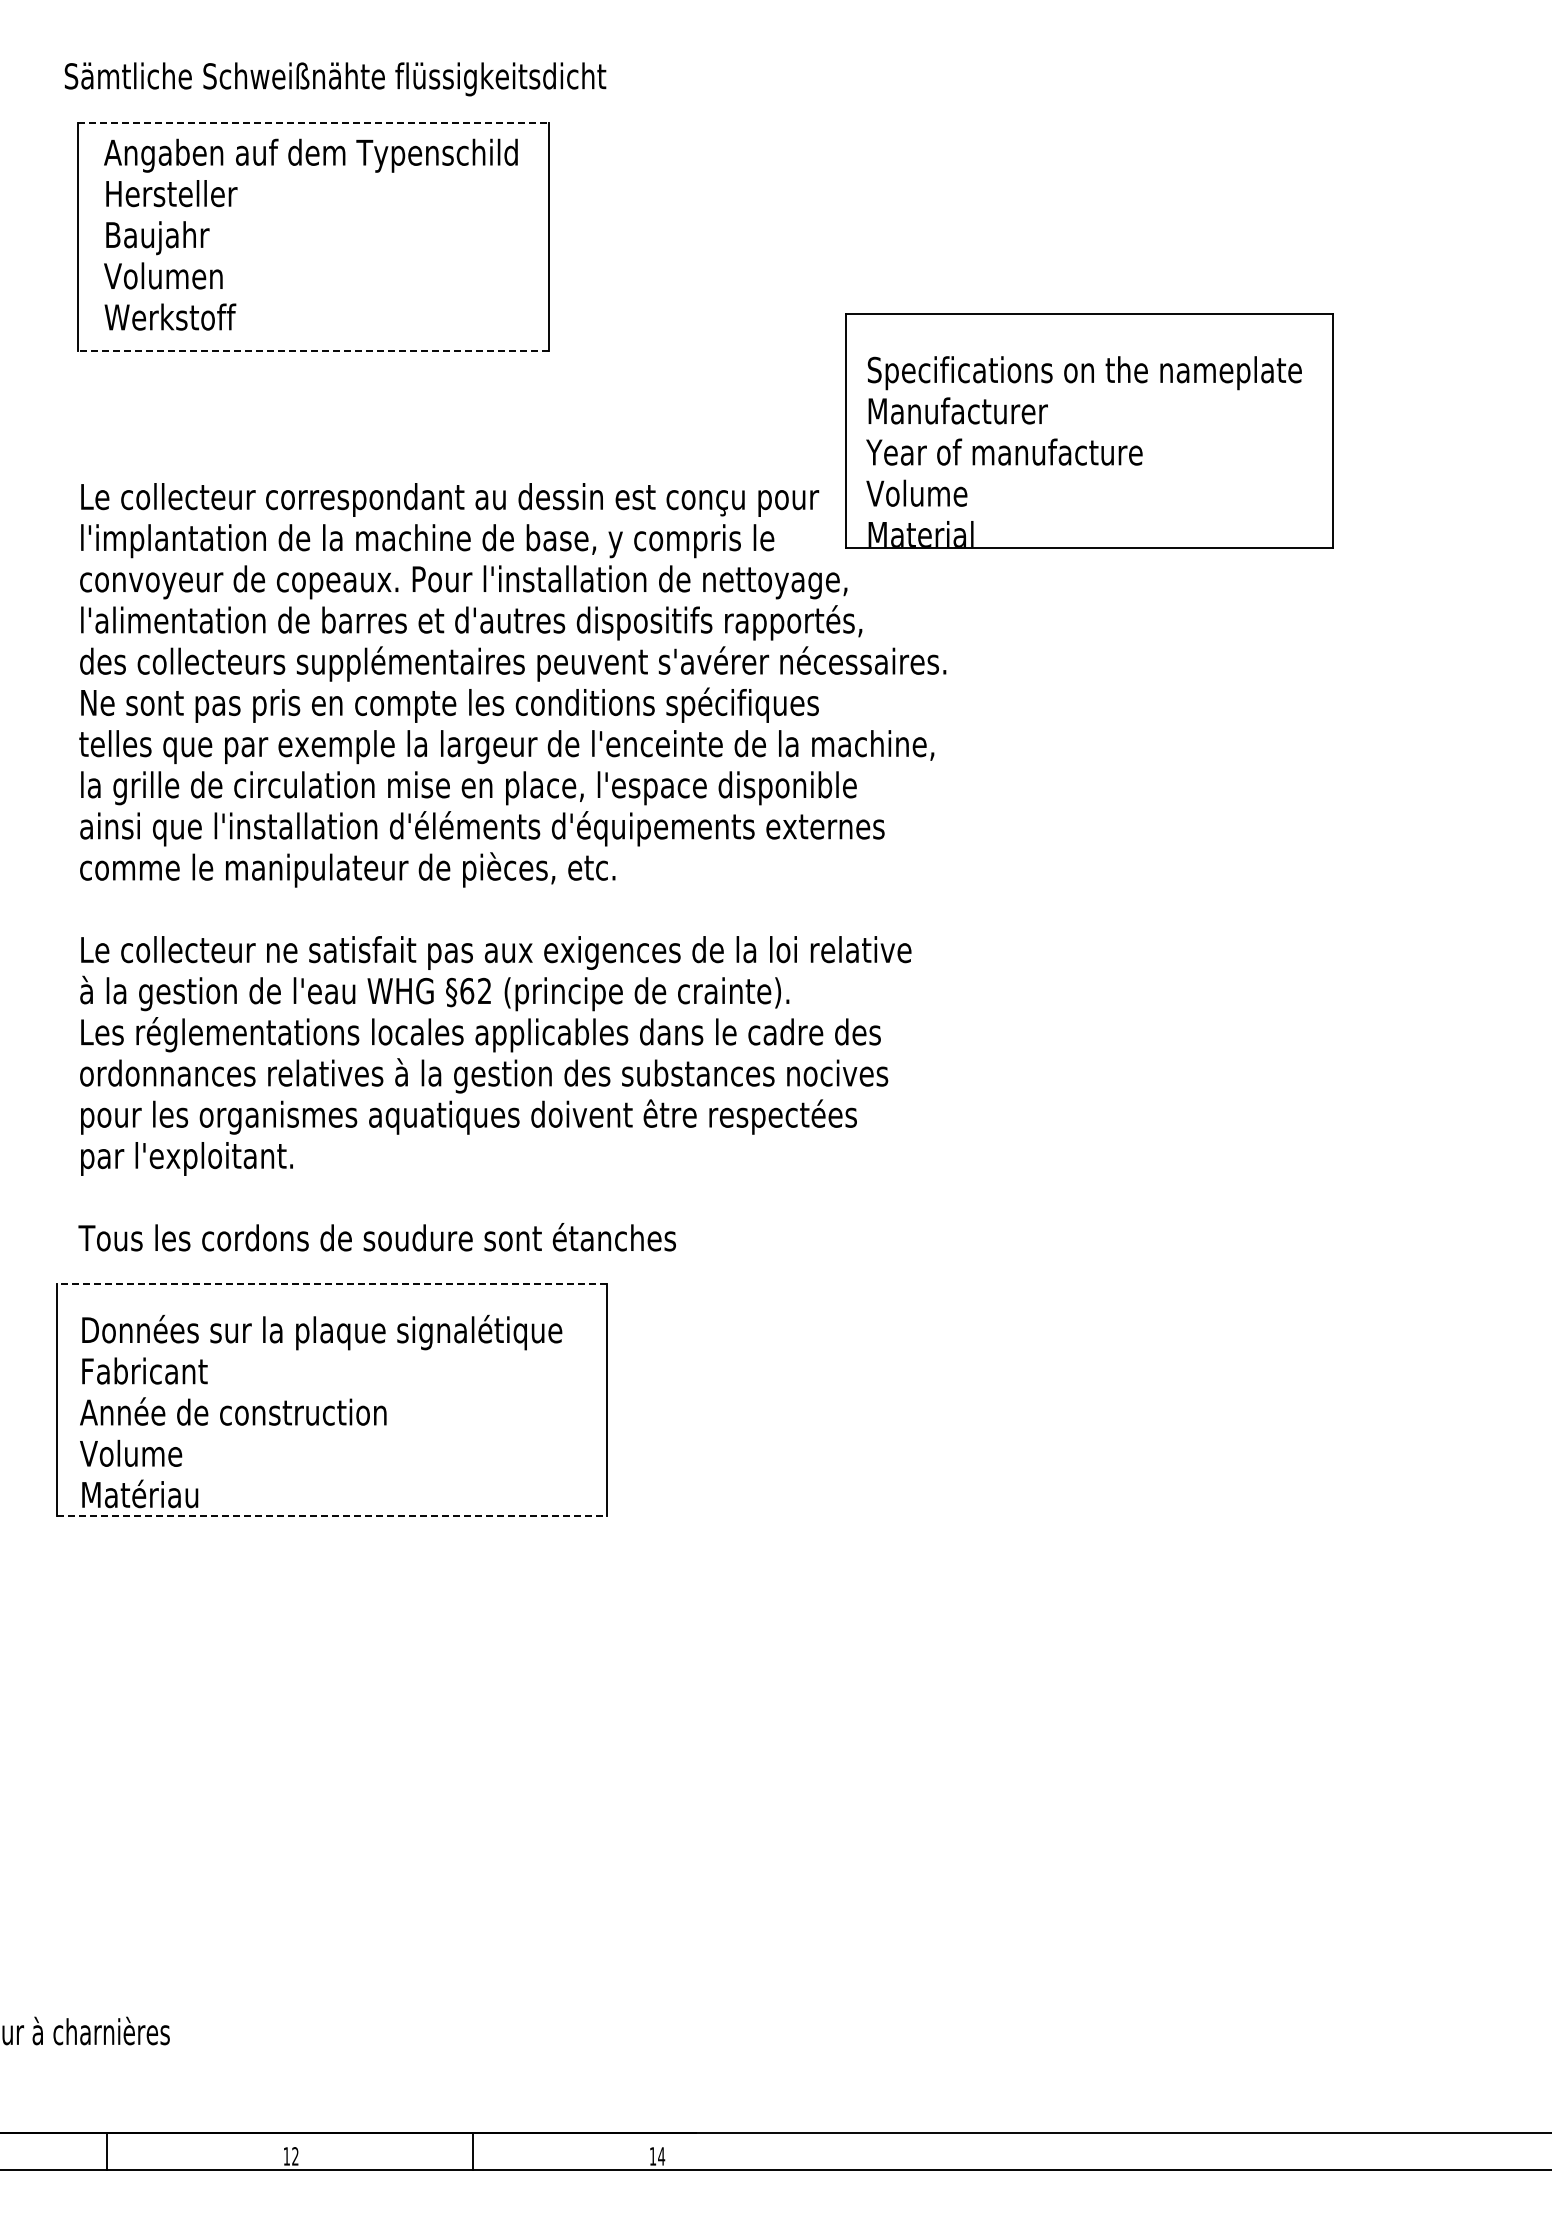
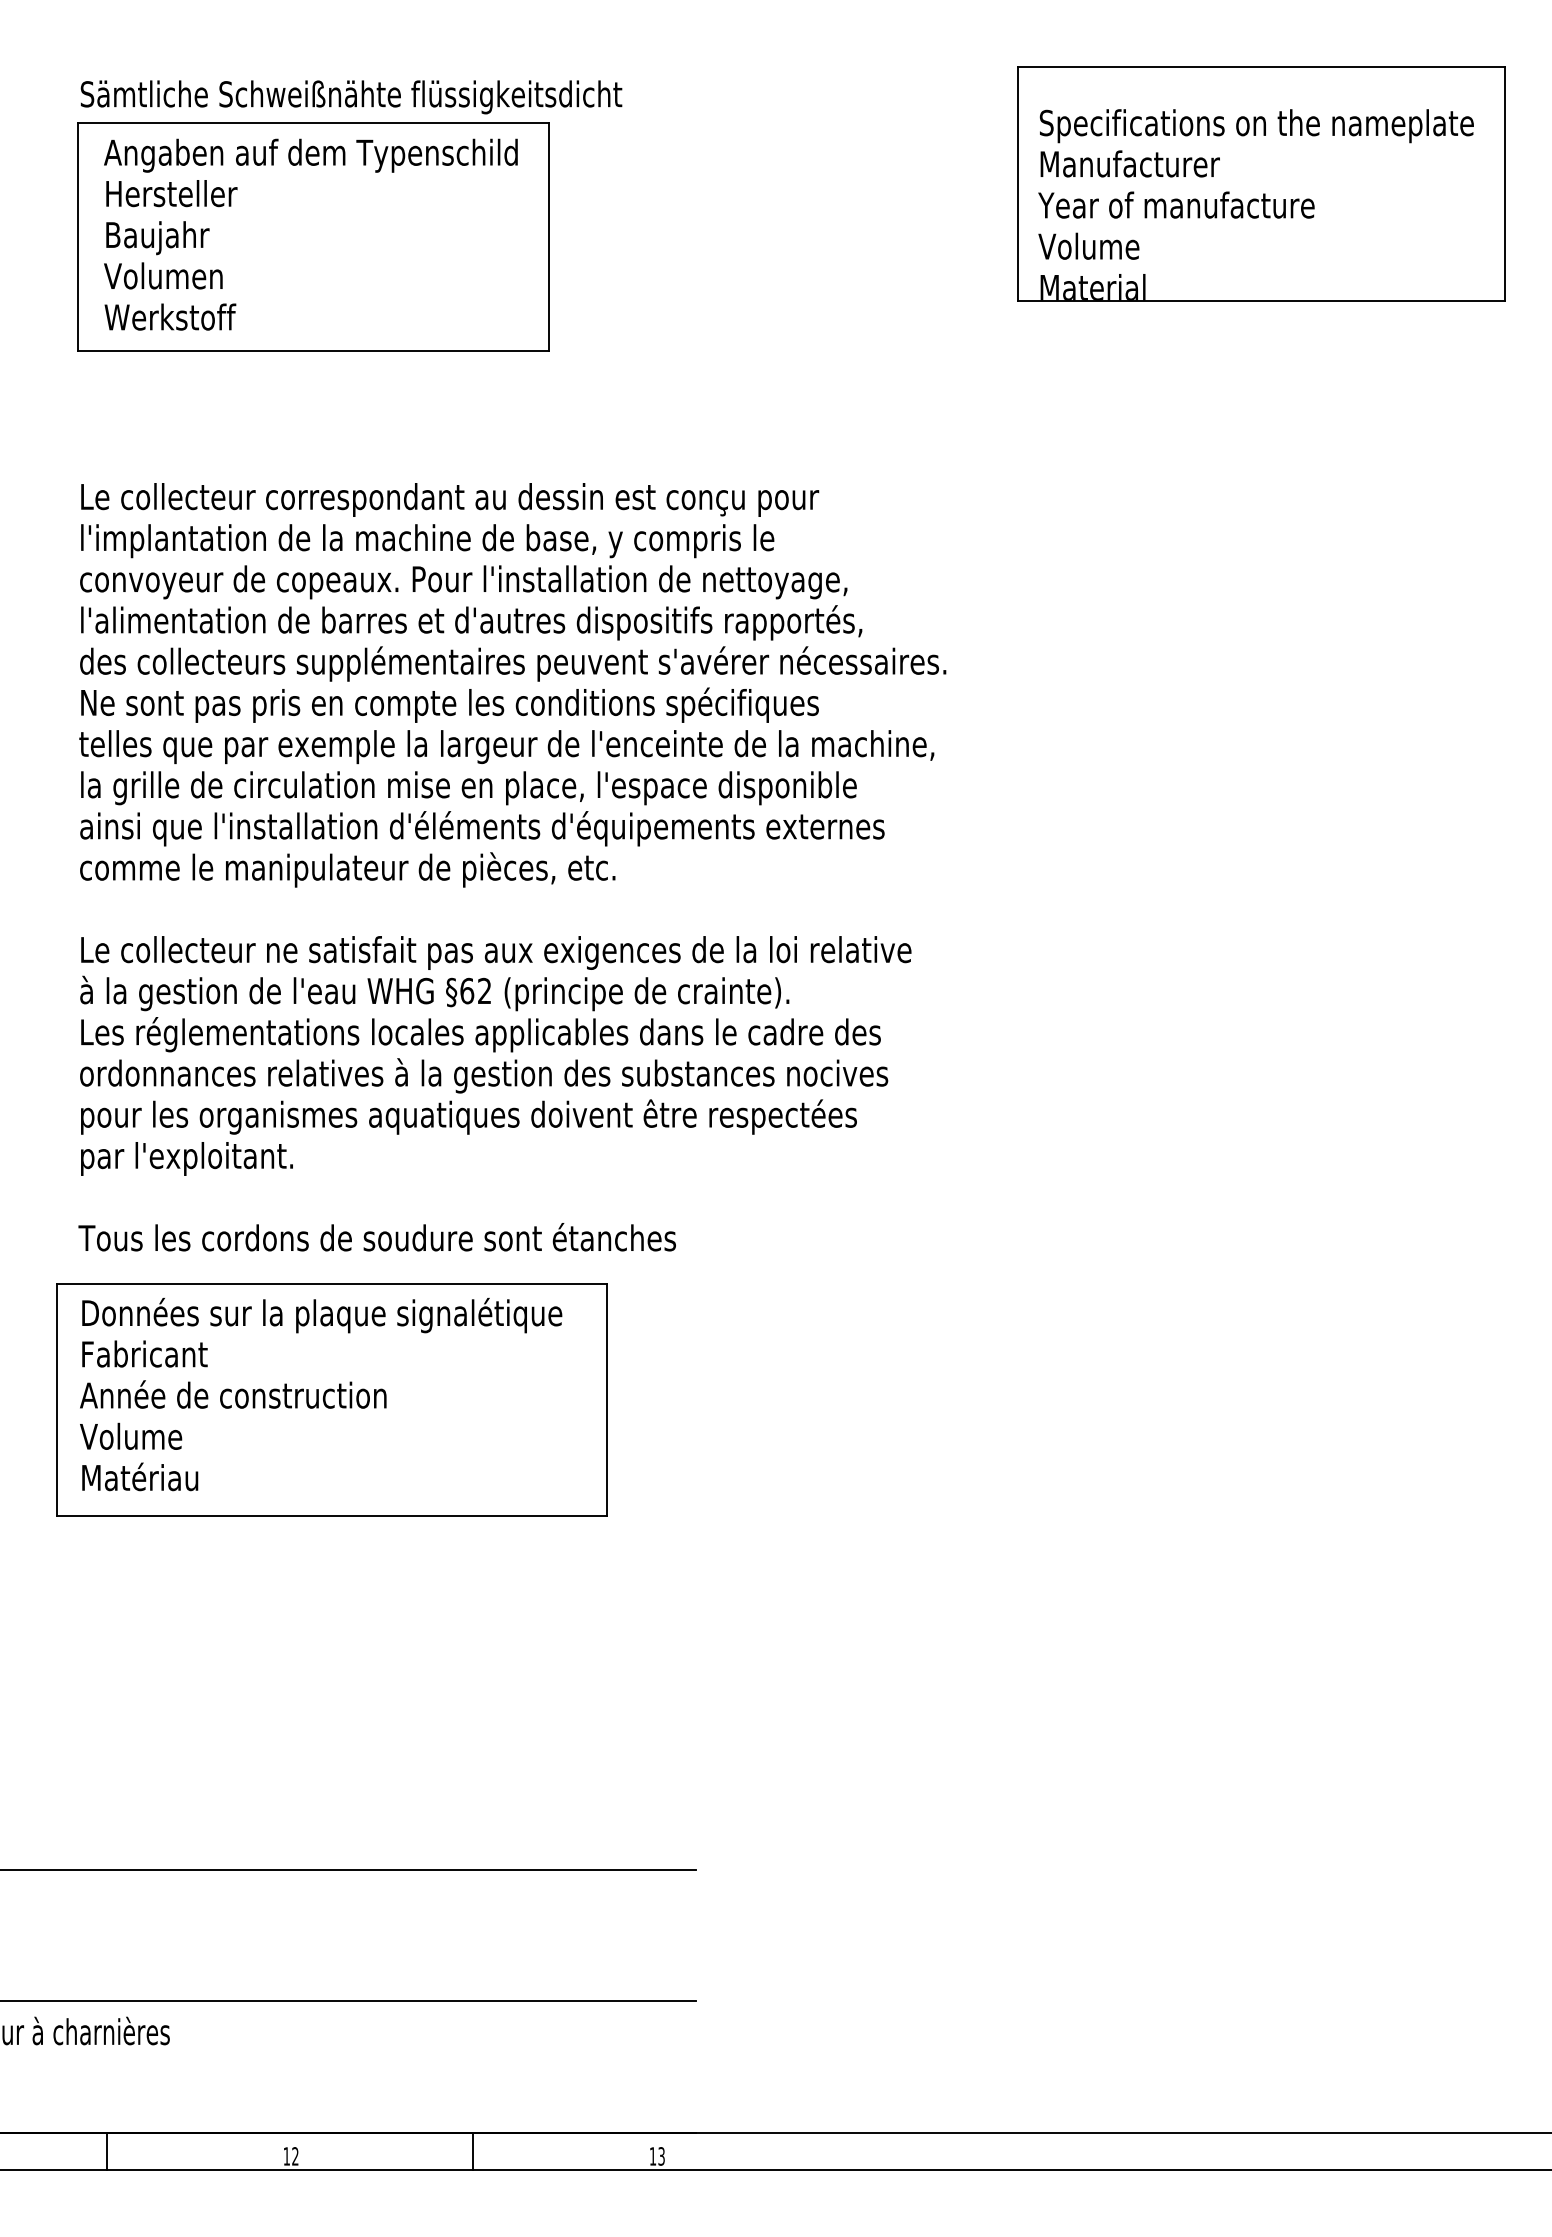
text position: (335, 79) -> (351, 97) (351, 97)
line: dashed -> solid (313, 122)
line: dashed -> solid (312, 351)
part position: (1089, 430) -> (1261, 183) (1261, 183)
line: dashed -> solid (332, 1283)
text position: (321, 1411) -> (321, 1394) (321, 1394)
line: dashed -> solid (332, 1516)
line: none -> present (349, 1869)
line: none -> present (349, 2001)
text: 14 -> 13 (661, 2156)
